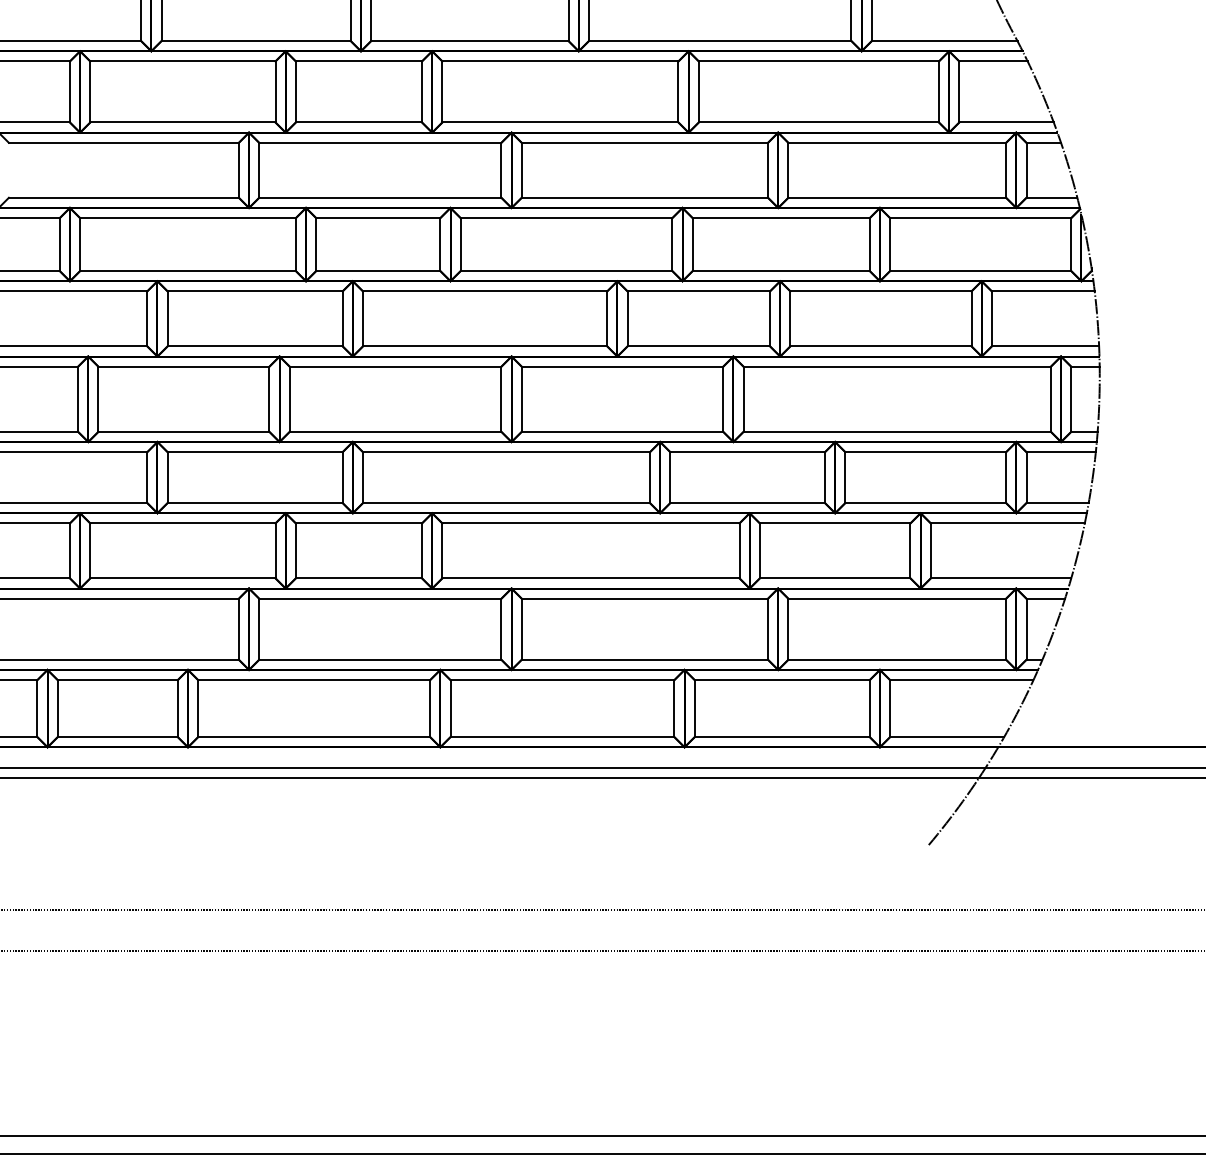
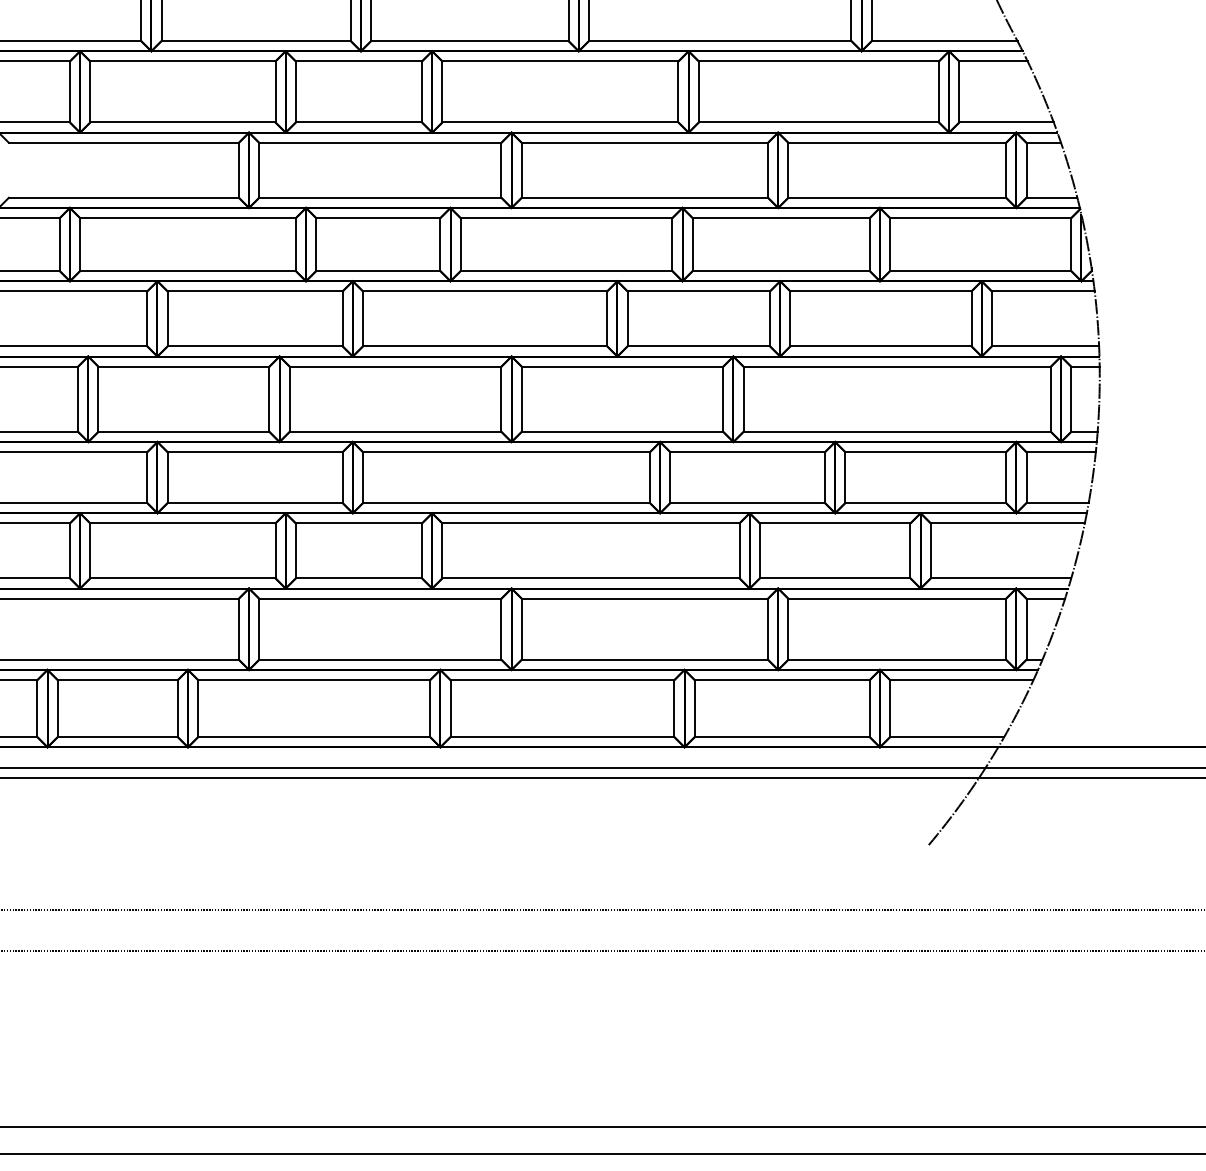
line position: (602, 1136) -> (602, 1127) (602, 1127)
